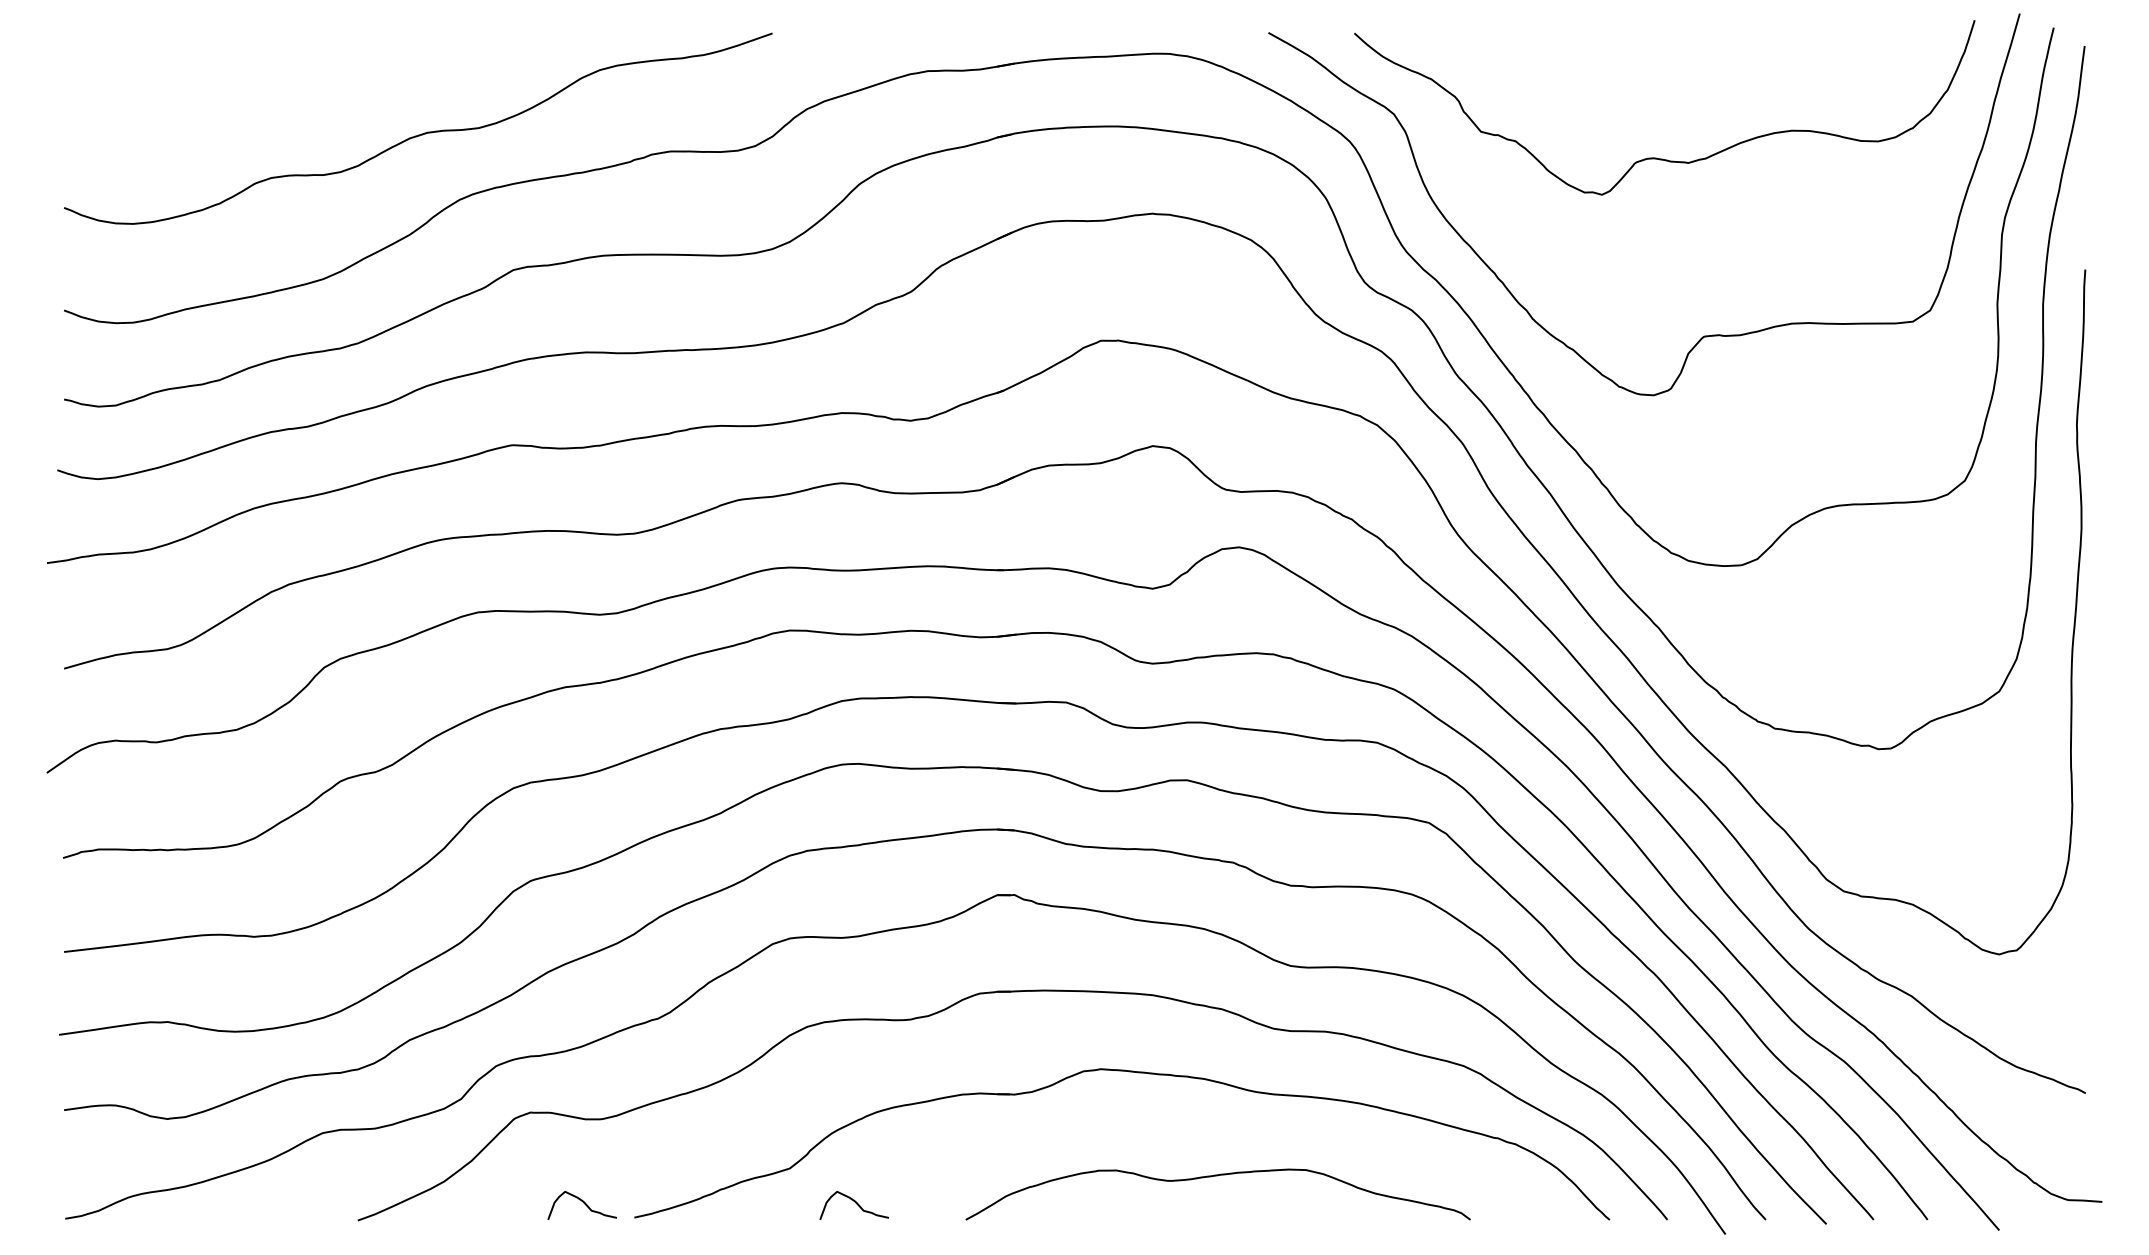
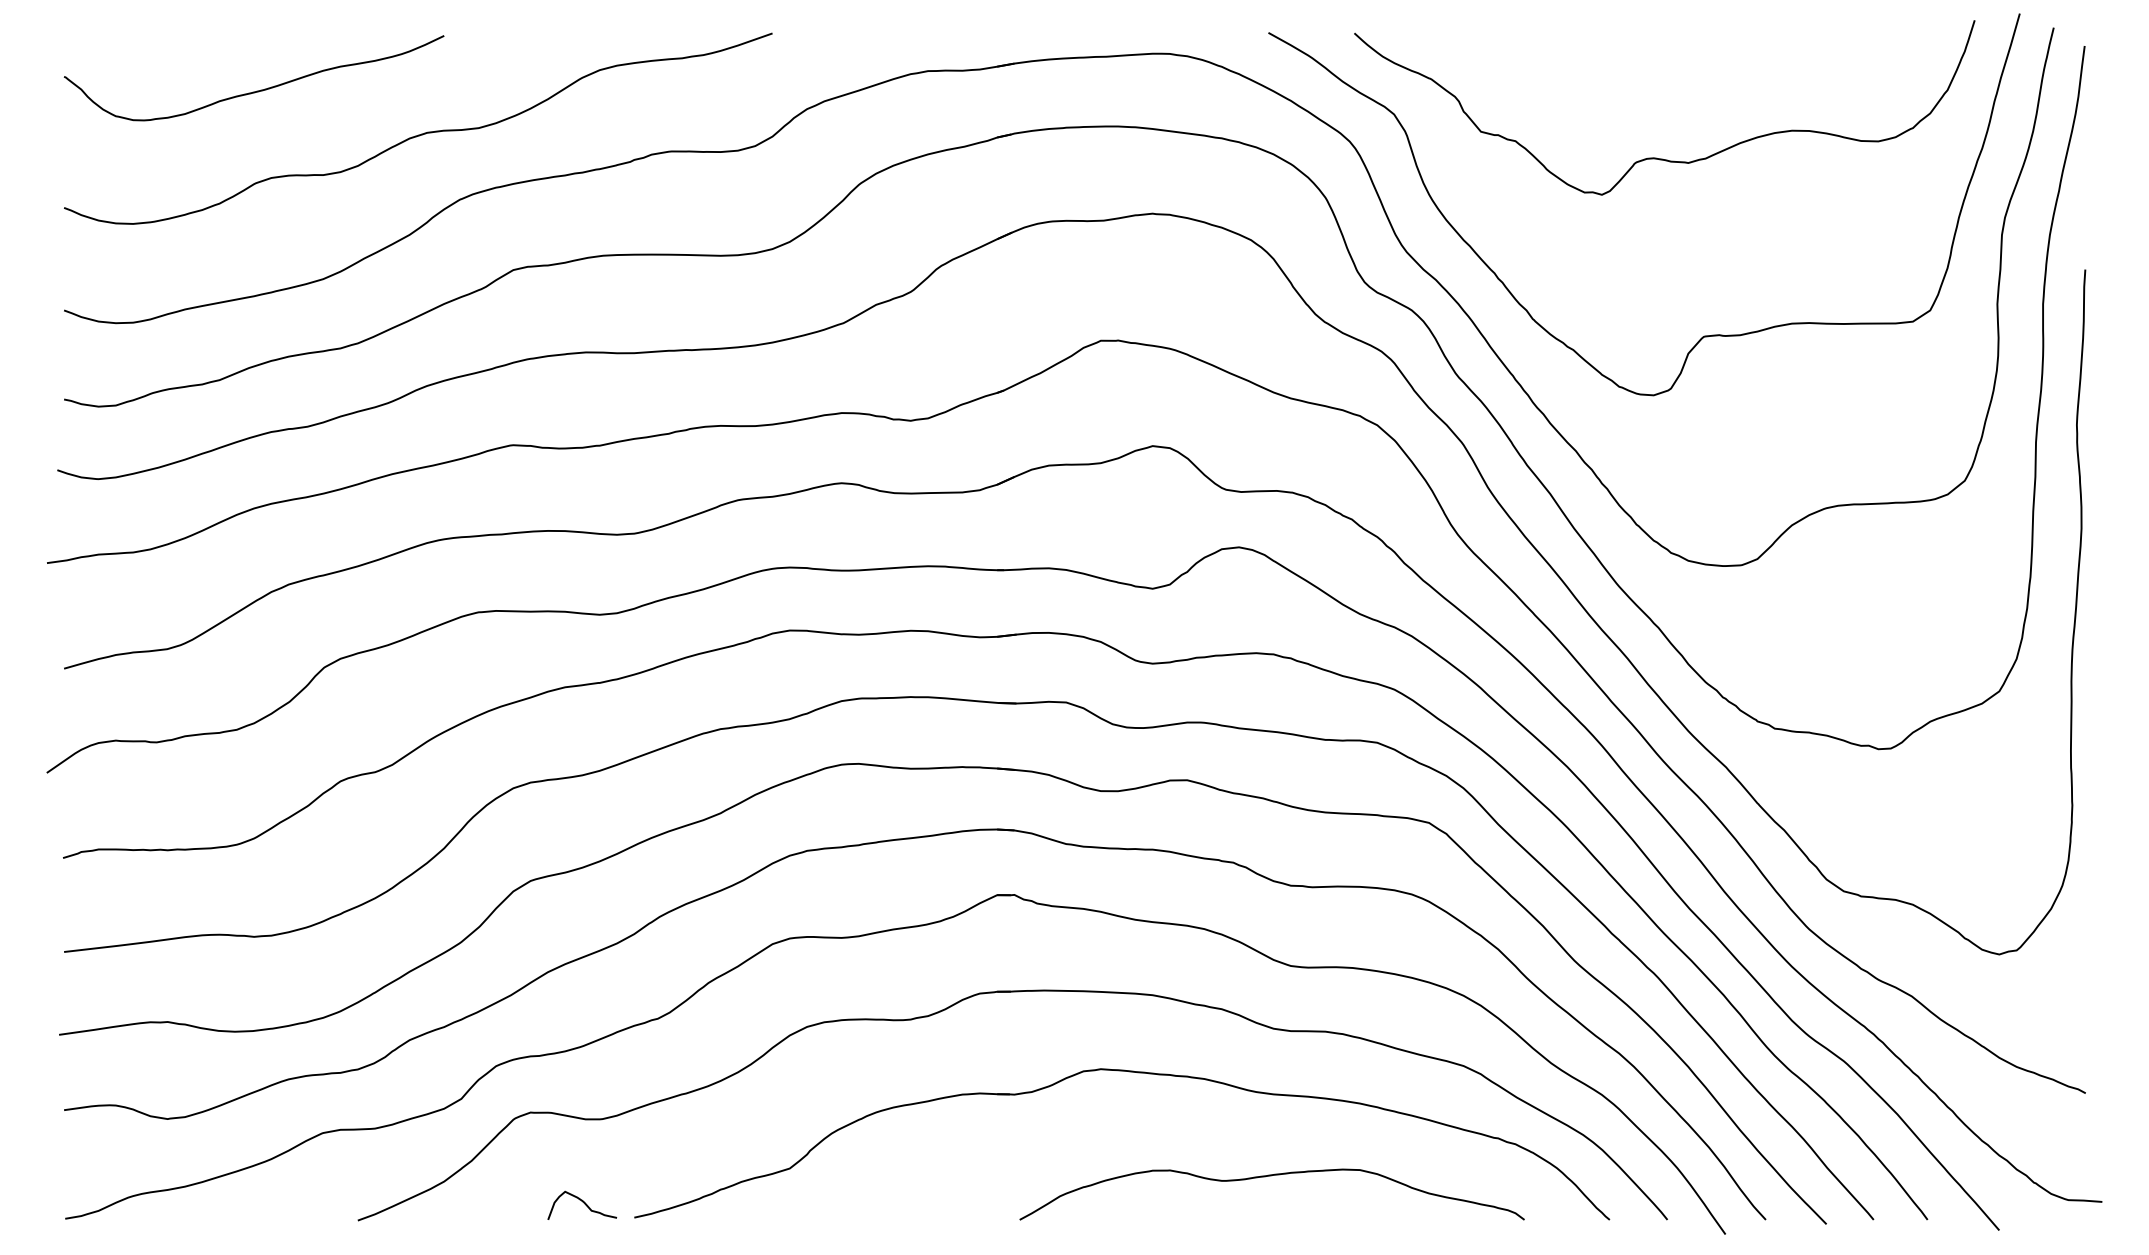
curve: none -> present (256, 90)
curve position: (1217, 1176) -> (1271, 1176) (1271, 1176)
curve: present -> none (855, 1203)
